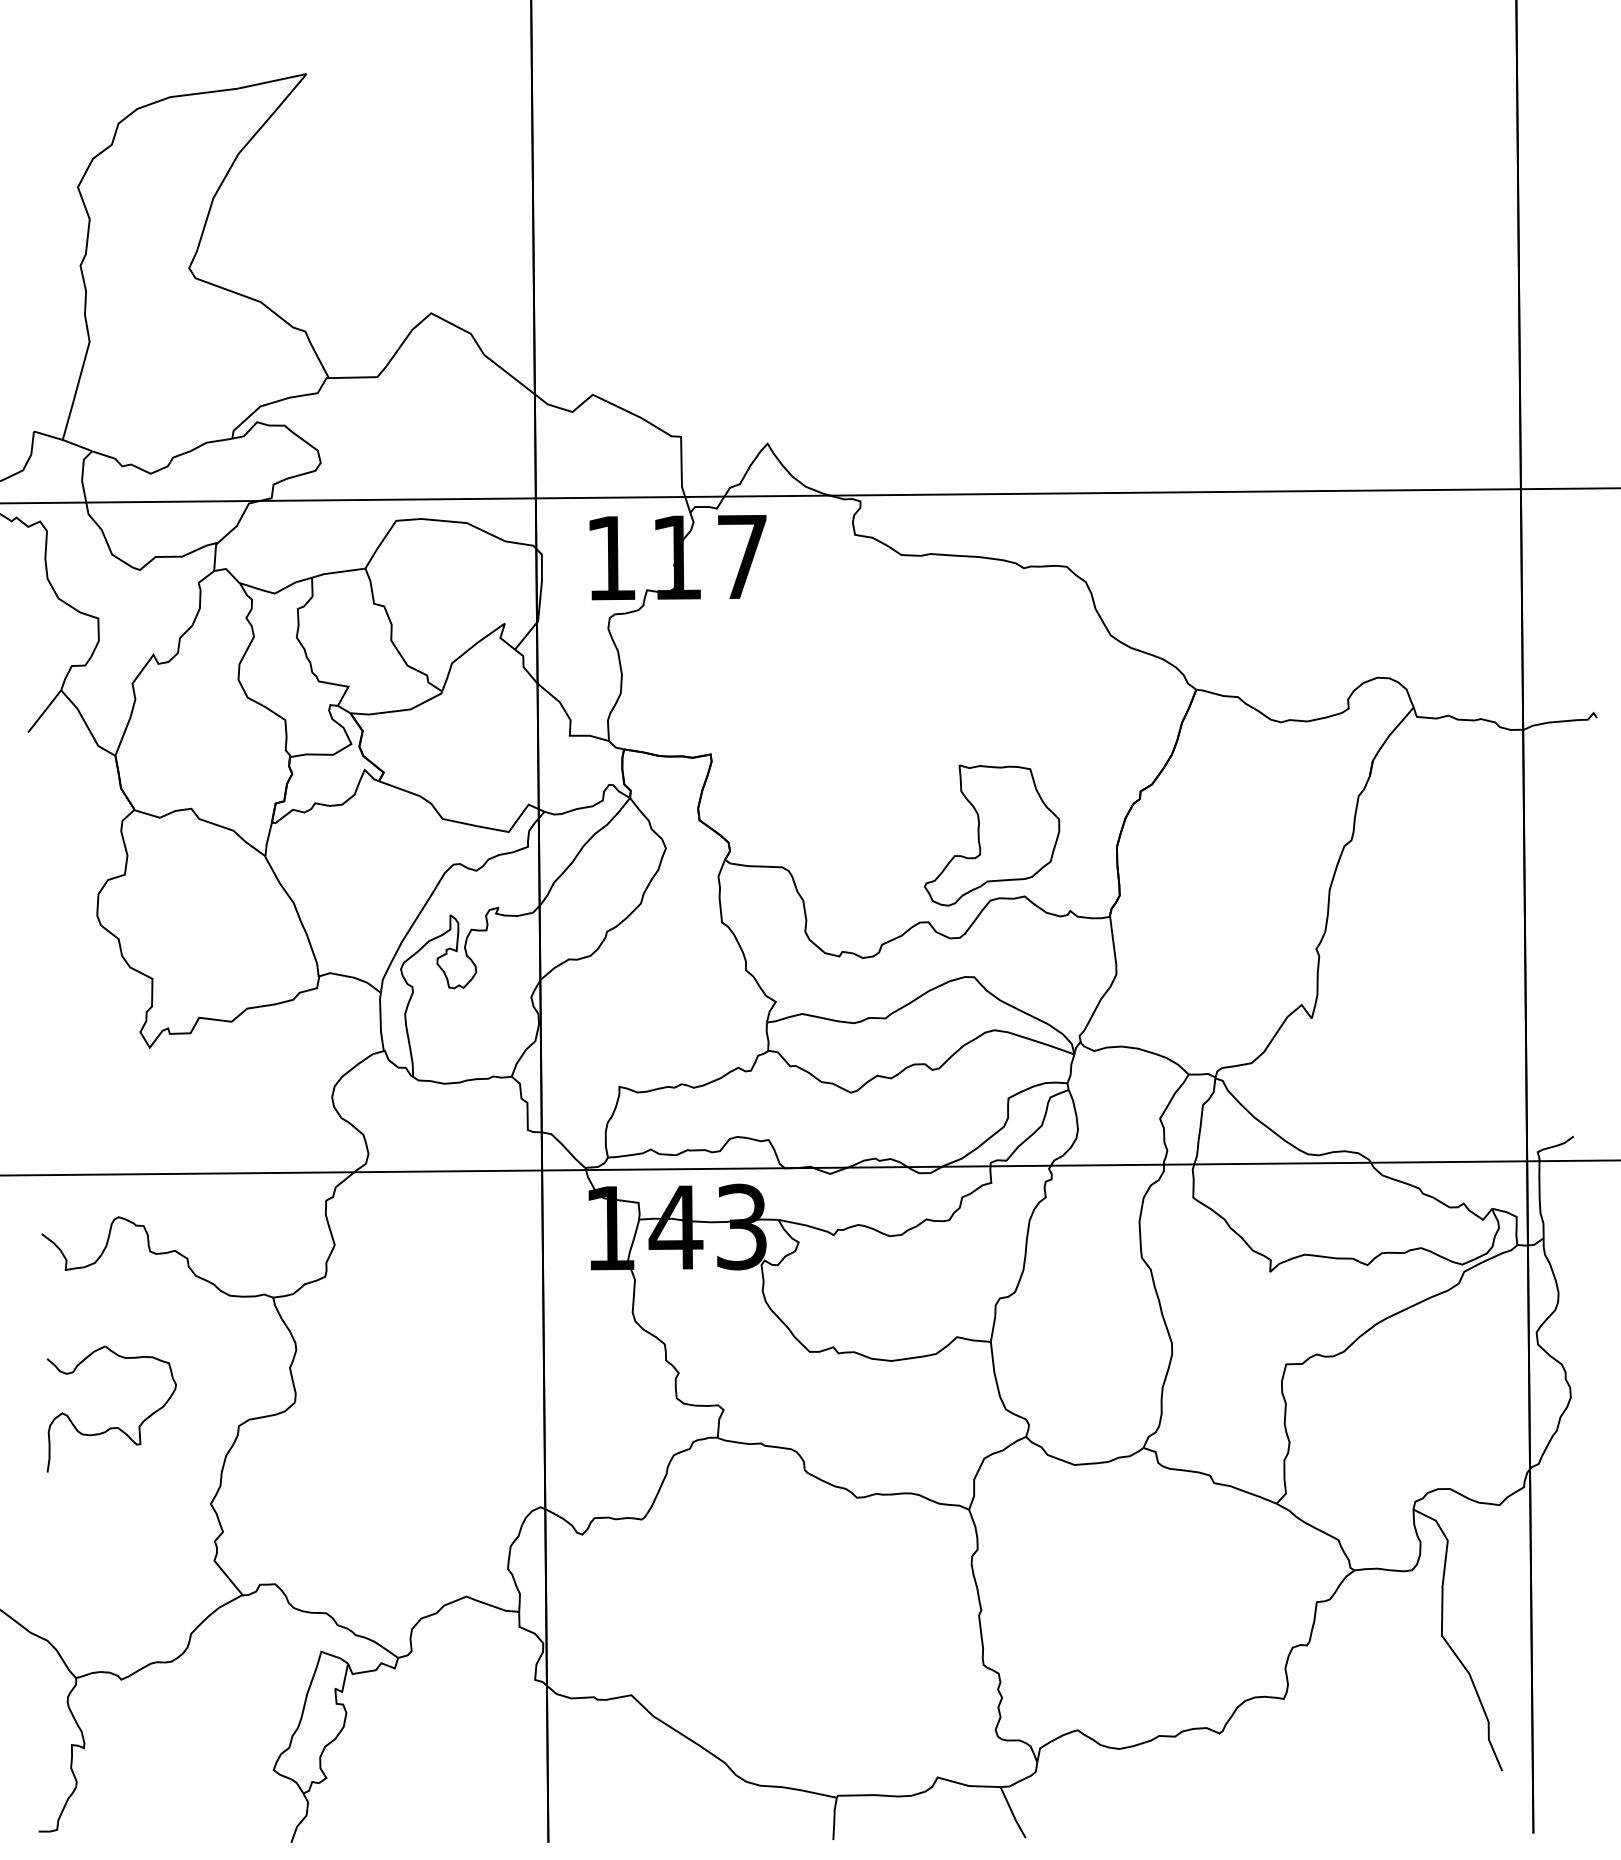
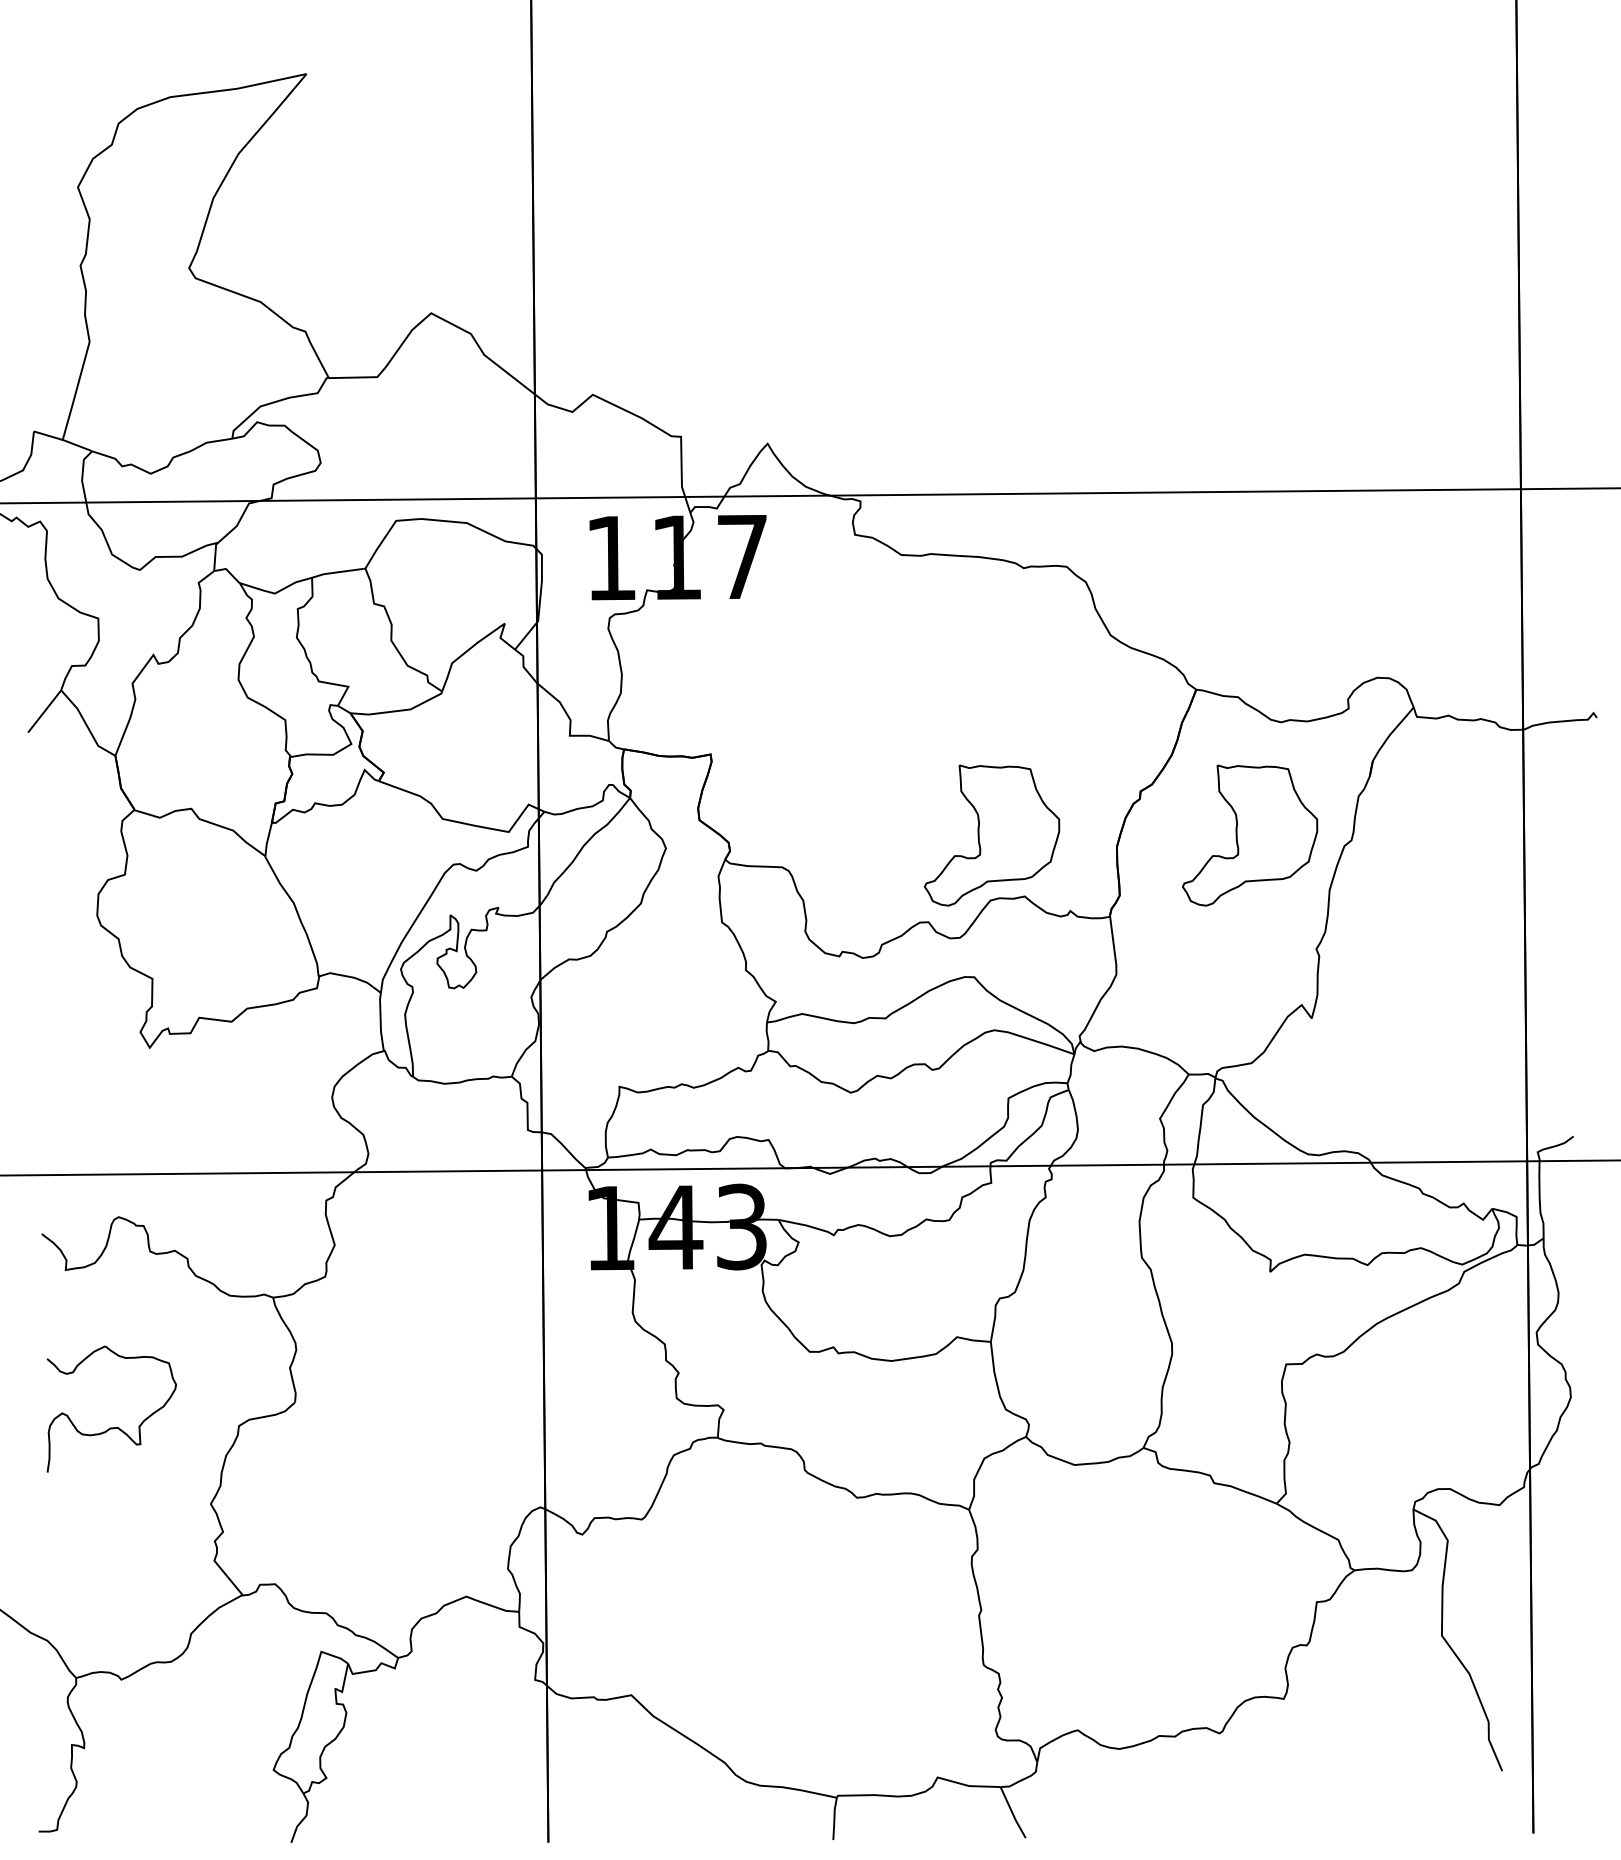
part: none -> present (1250, 835)
